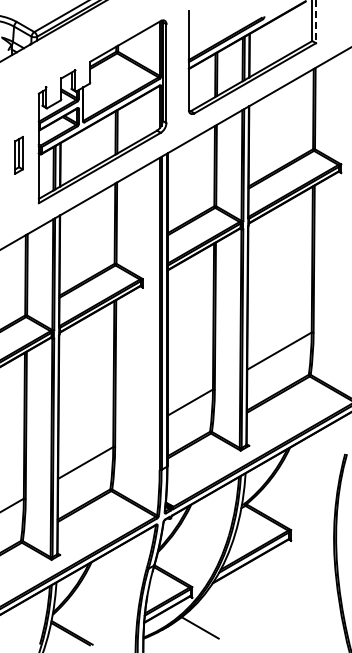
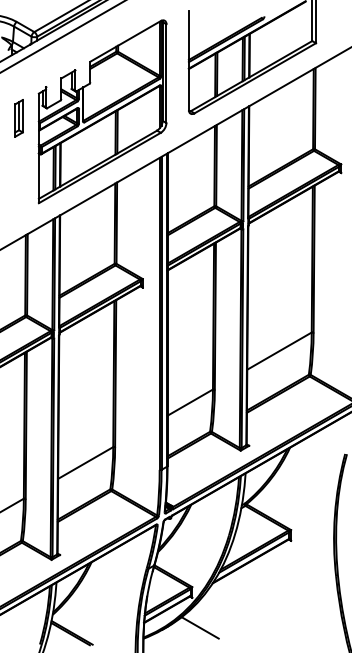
line: dashed -> solid (316, 22)
line: none -> present (62, 36)
part position: (18, 155) -> (18, 118) (18, 118)
